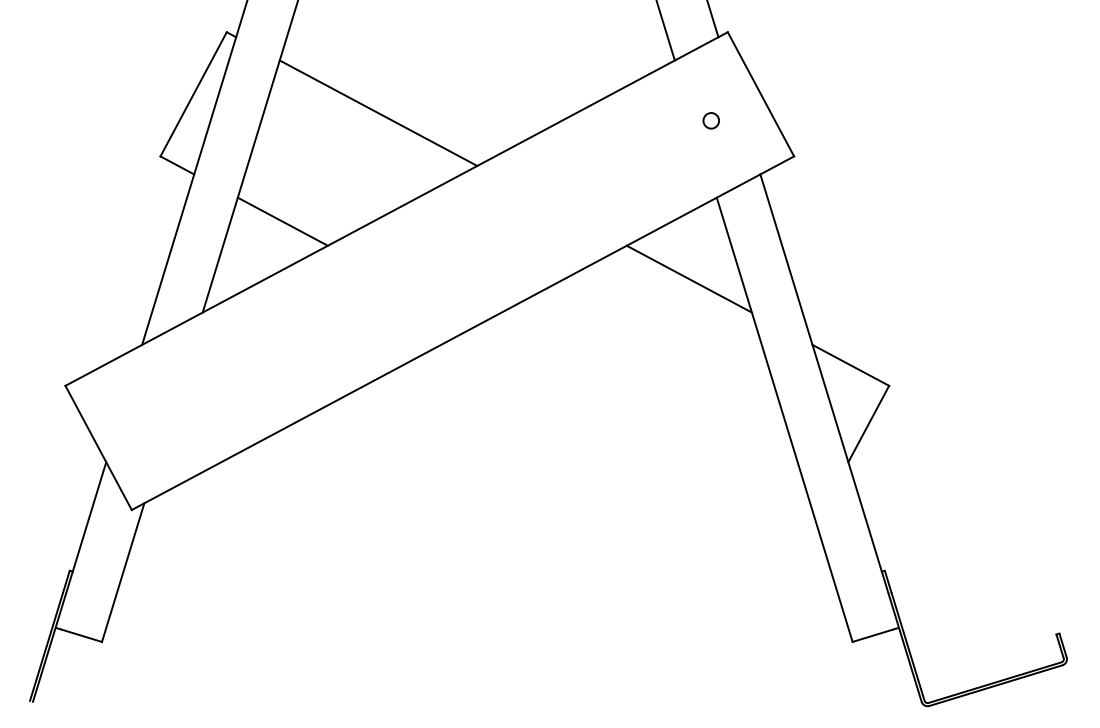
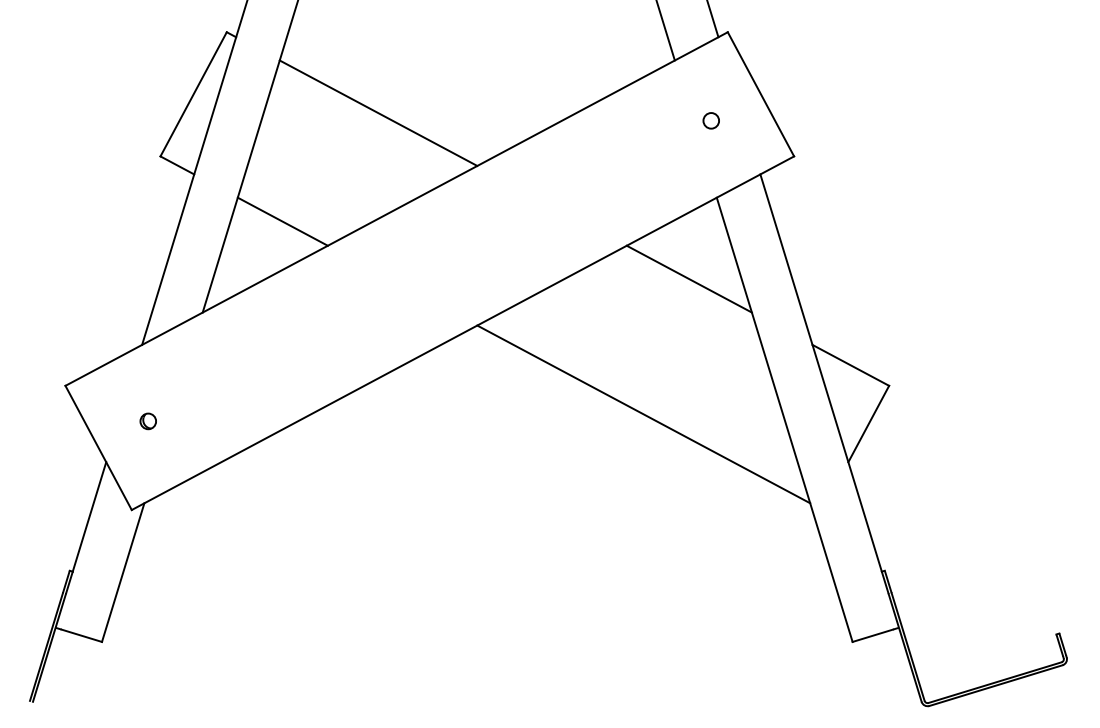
line: none -> present (643, 414)
part: none -> present (147, 421)
